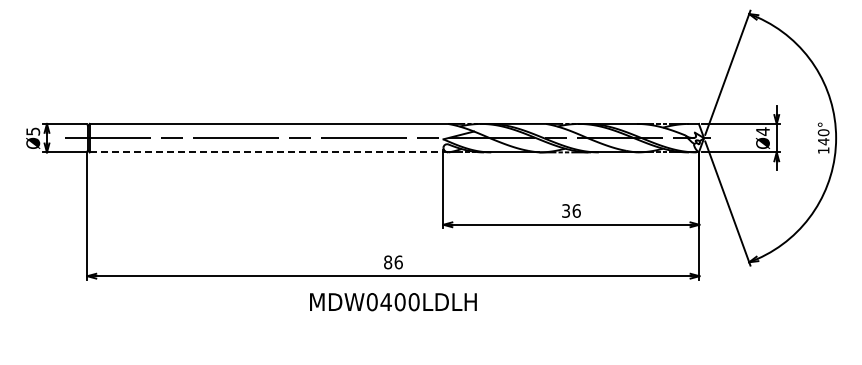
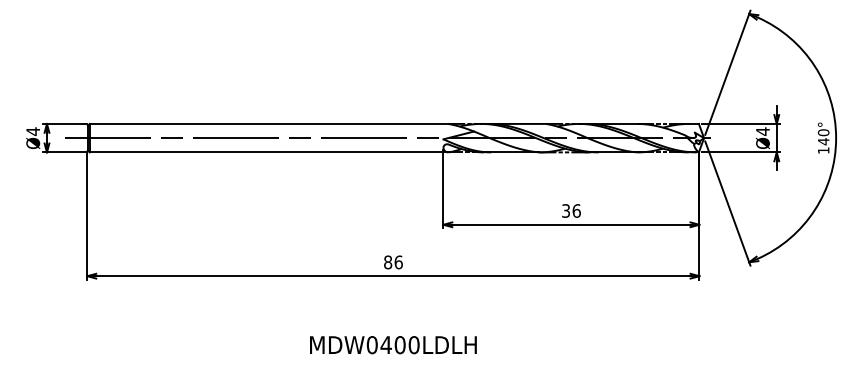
text: Ø5 -> Ø4 (33, 131)
line: dashed -> solid (269, 152)
text position: (393, 302) -> (393, 345) (393, 345)
